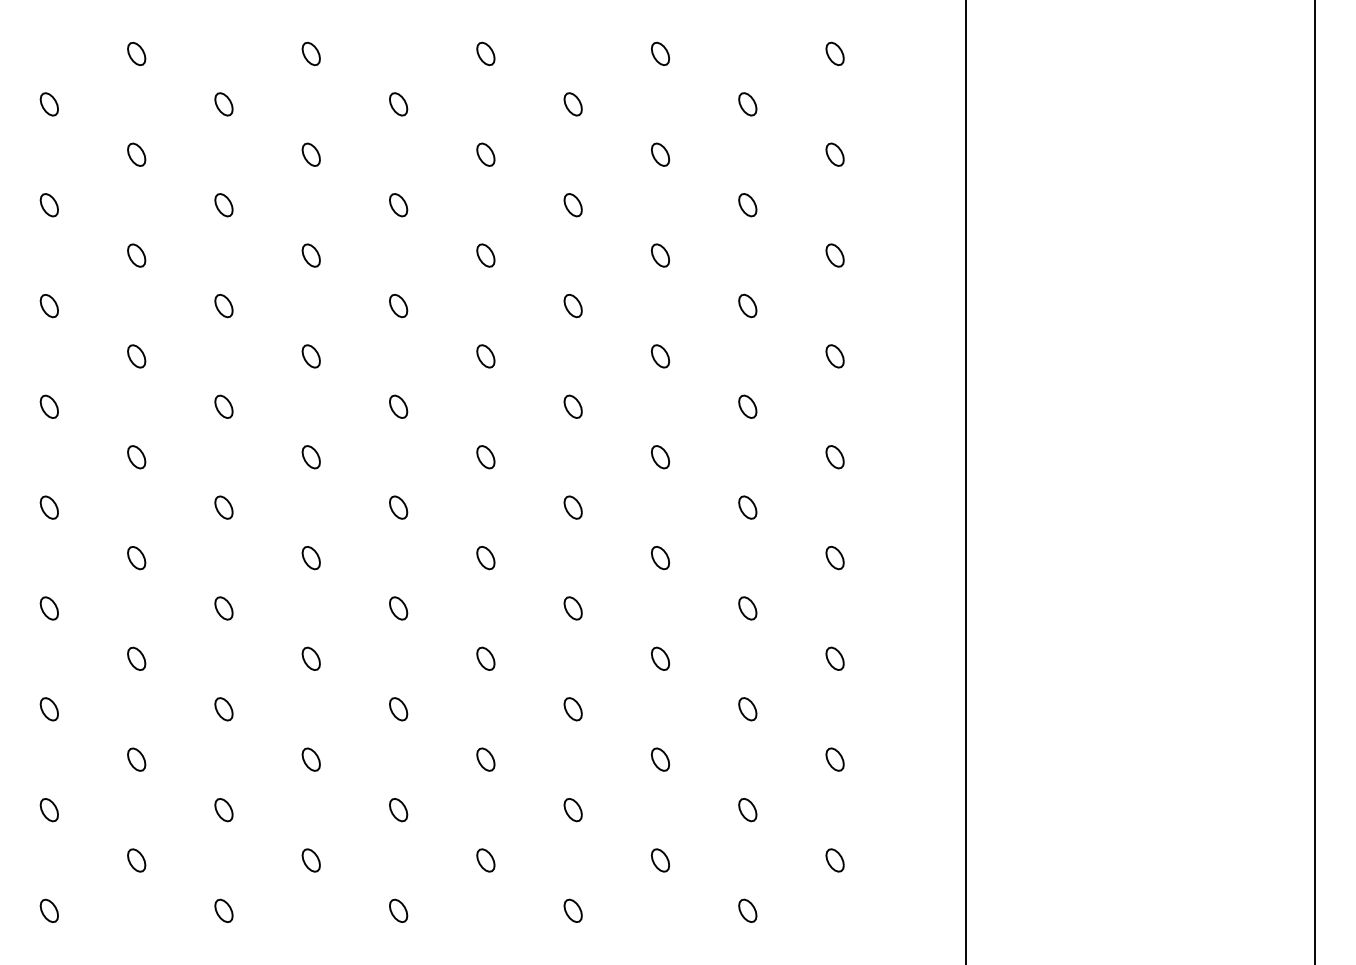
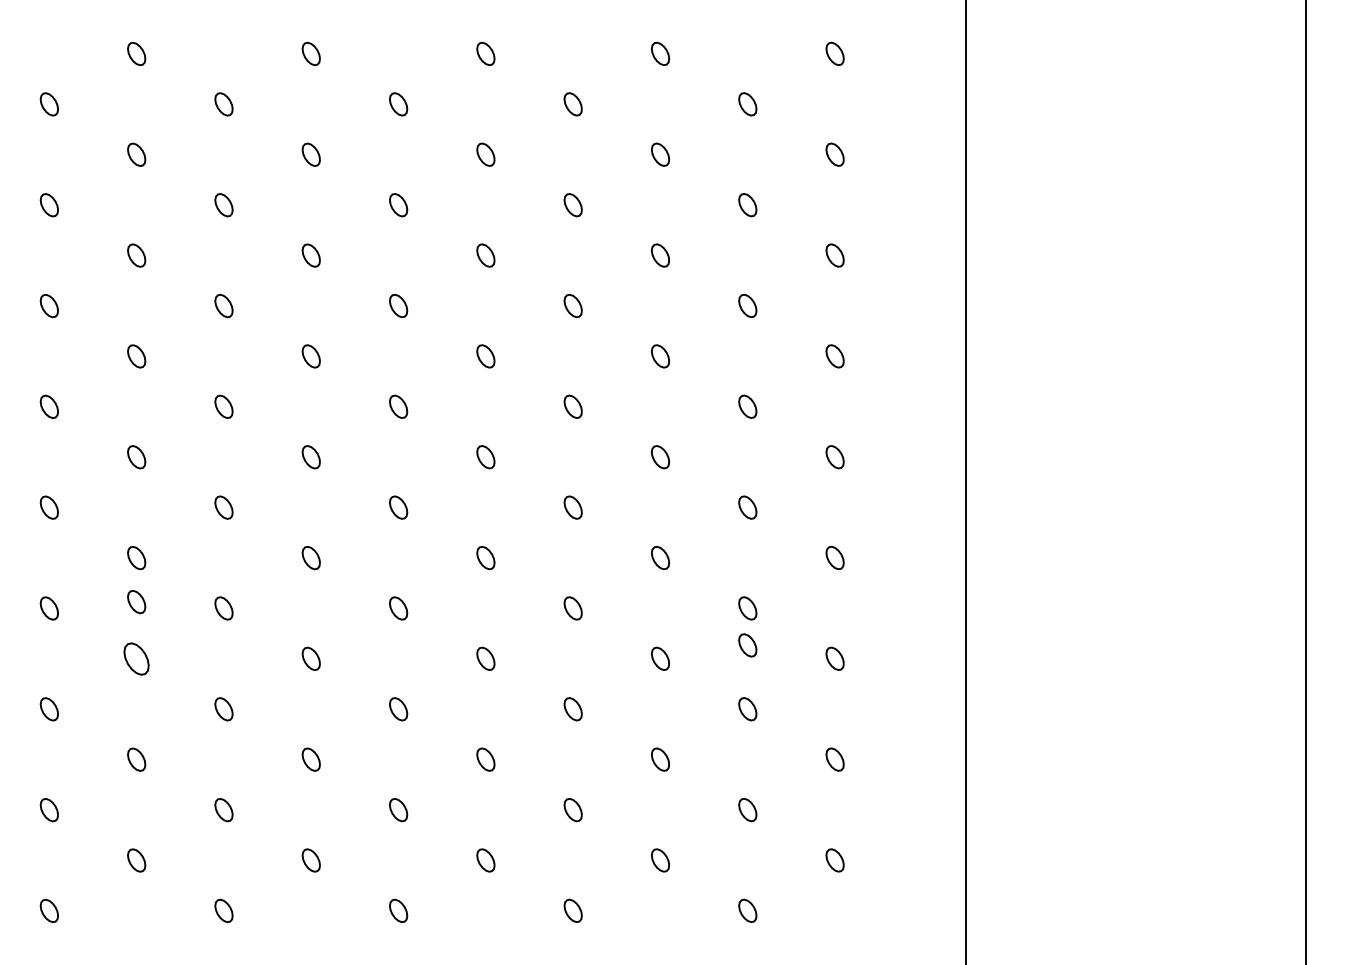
line position: (1315, 481) -> (1306, 481) (1306, 481)
part: none -> present (136, 602)
part: none -> present (747, 645)
part size: 20x25 px -> 27x34 px (136, 658)
